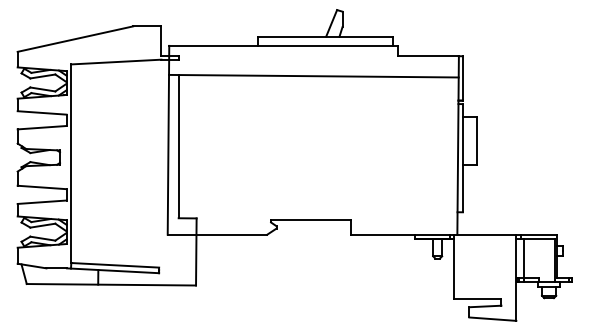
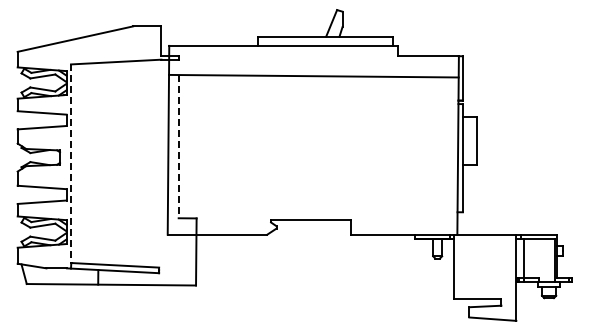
line: solid -> dashed (178, 146)
line: solid -> dashed (71, 164)
